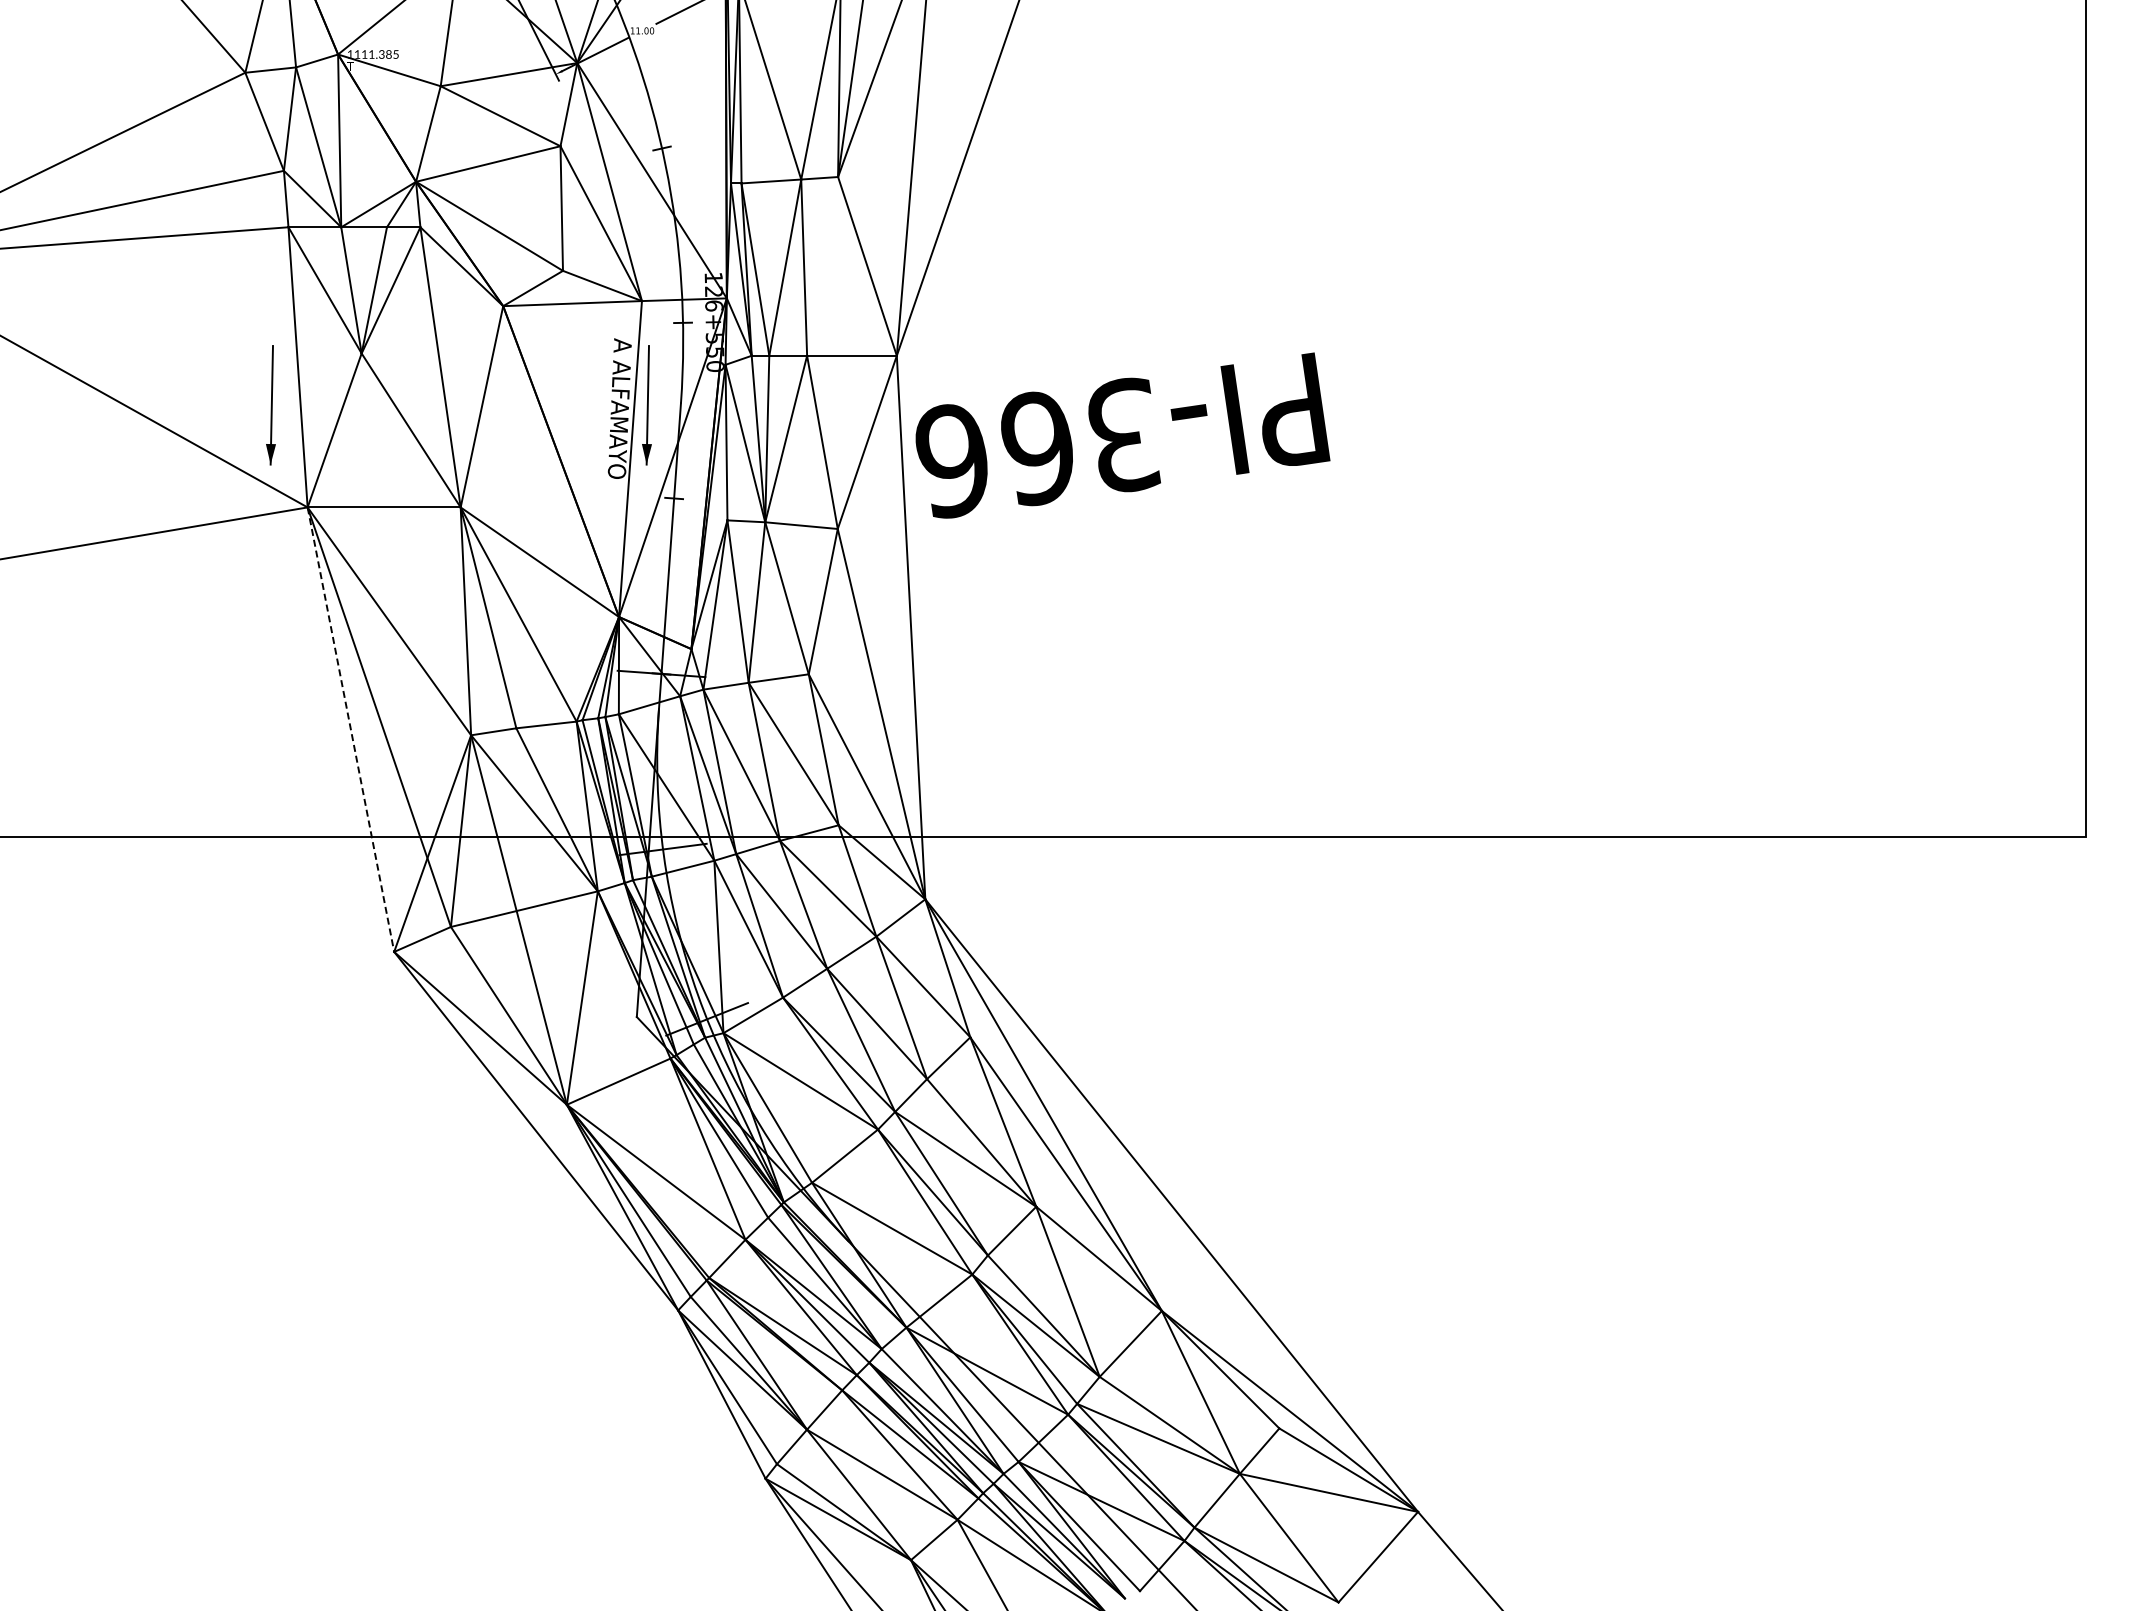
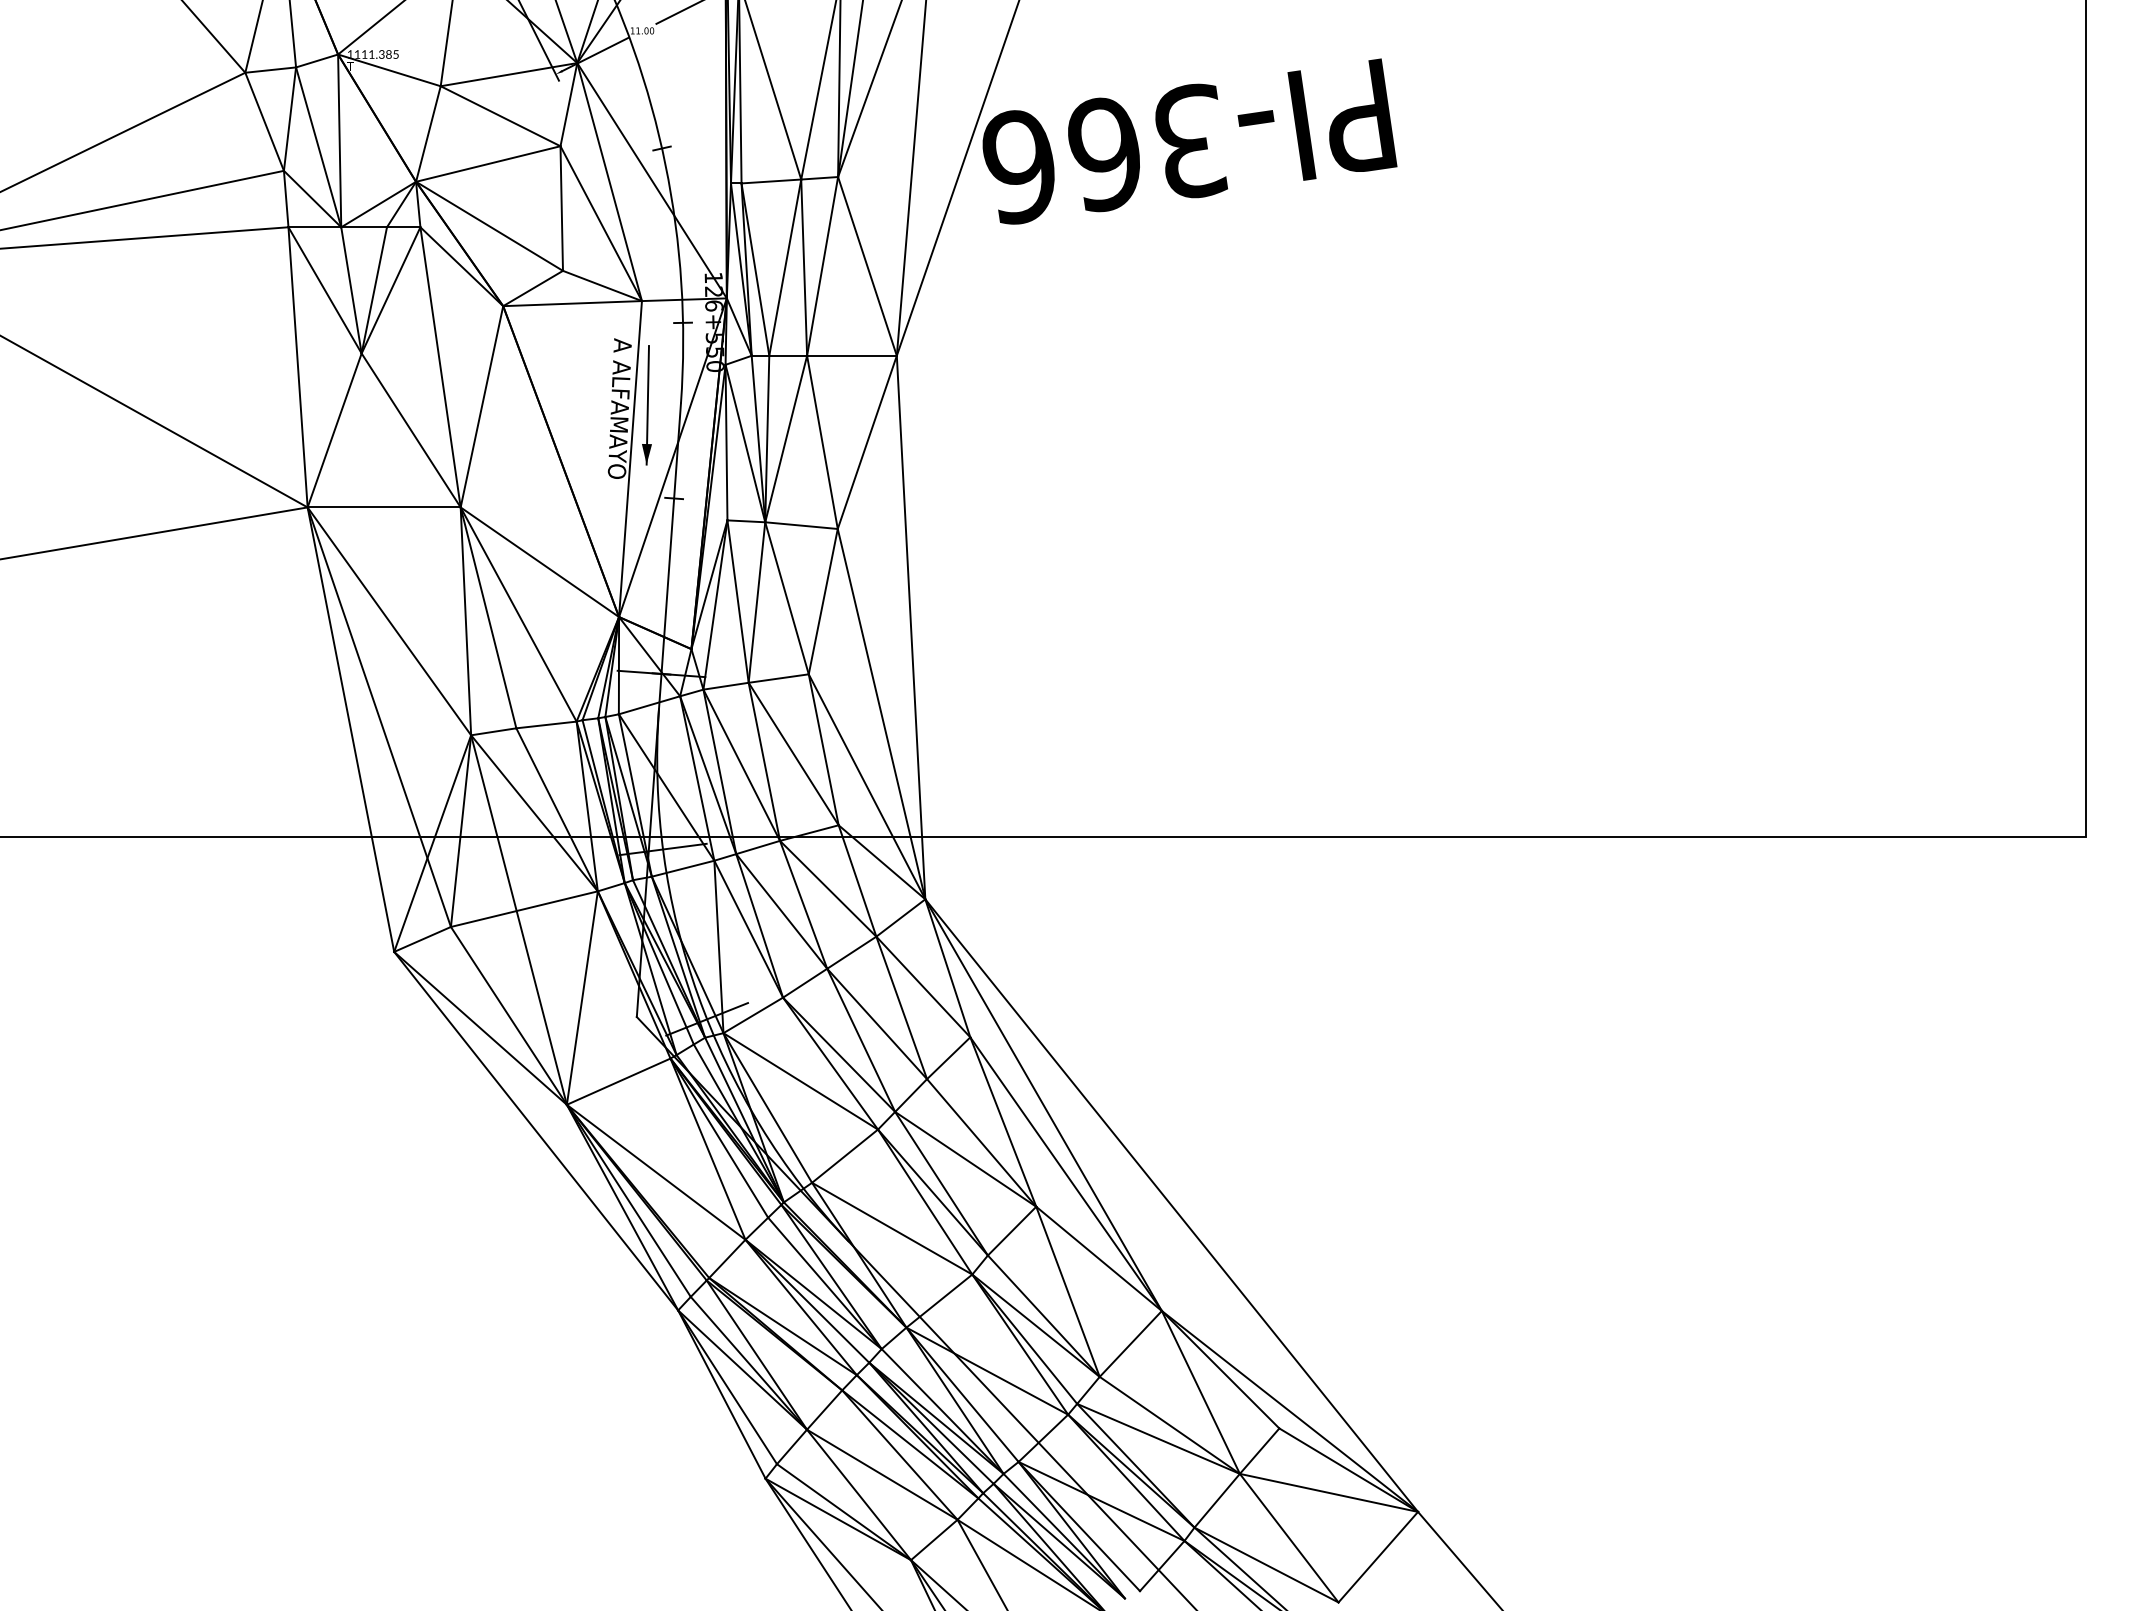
line: none -> present (822, 266)
part: present -> none (270, 405)
text position: (1122, 435) -> (1189, 141) (1189, 141)
line: dashed -> solid (351, 730)
